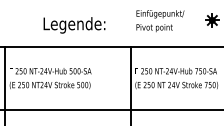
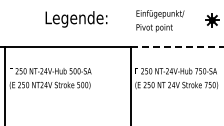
text position: (74, 25) -> (76, 19) (76, 19)
line: solid -> dashed (177, 47)
line: present -> none (111, 110)
